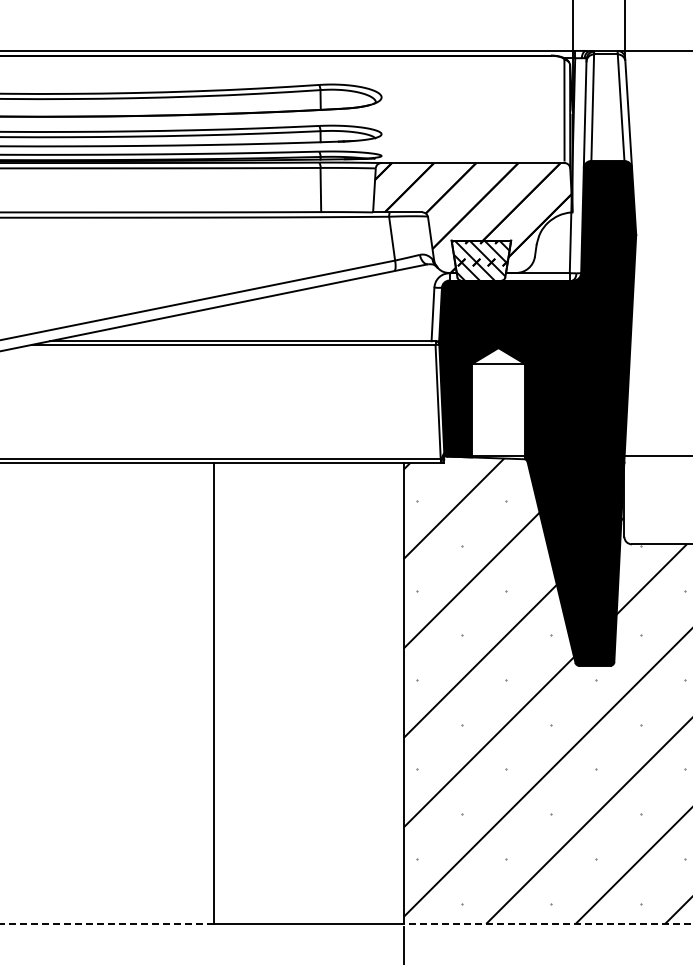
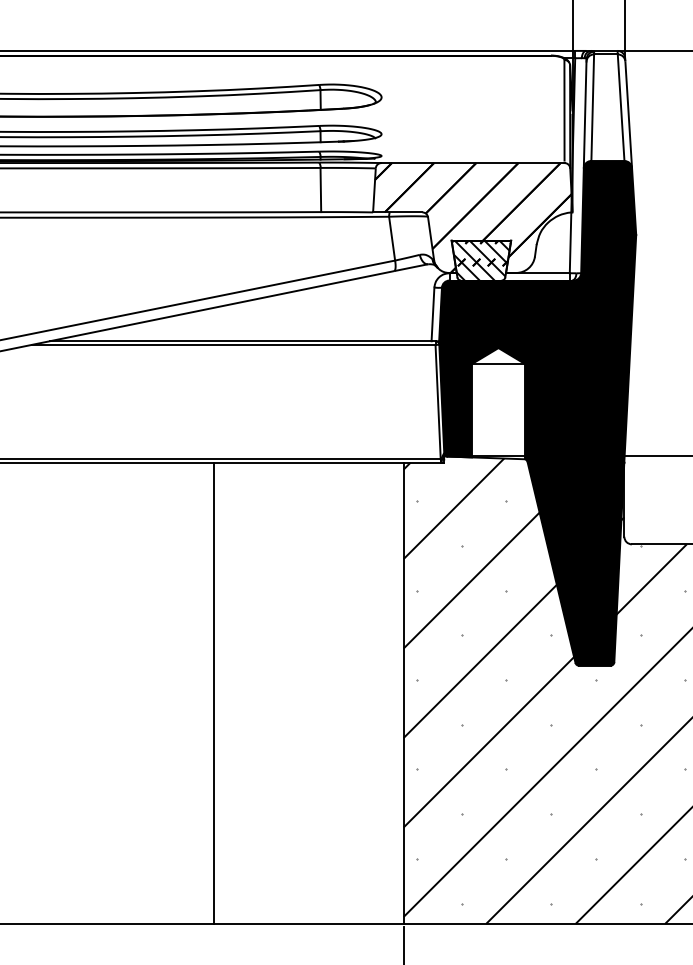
line: dashed -> solid (106, 923)
line: dashed -> solid (547, 923)
